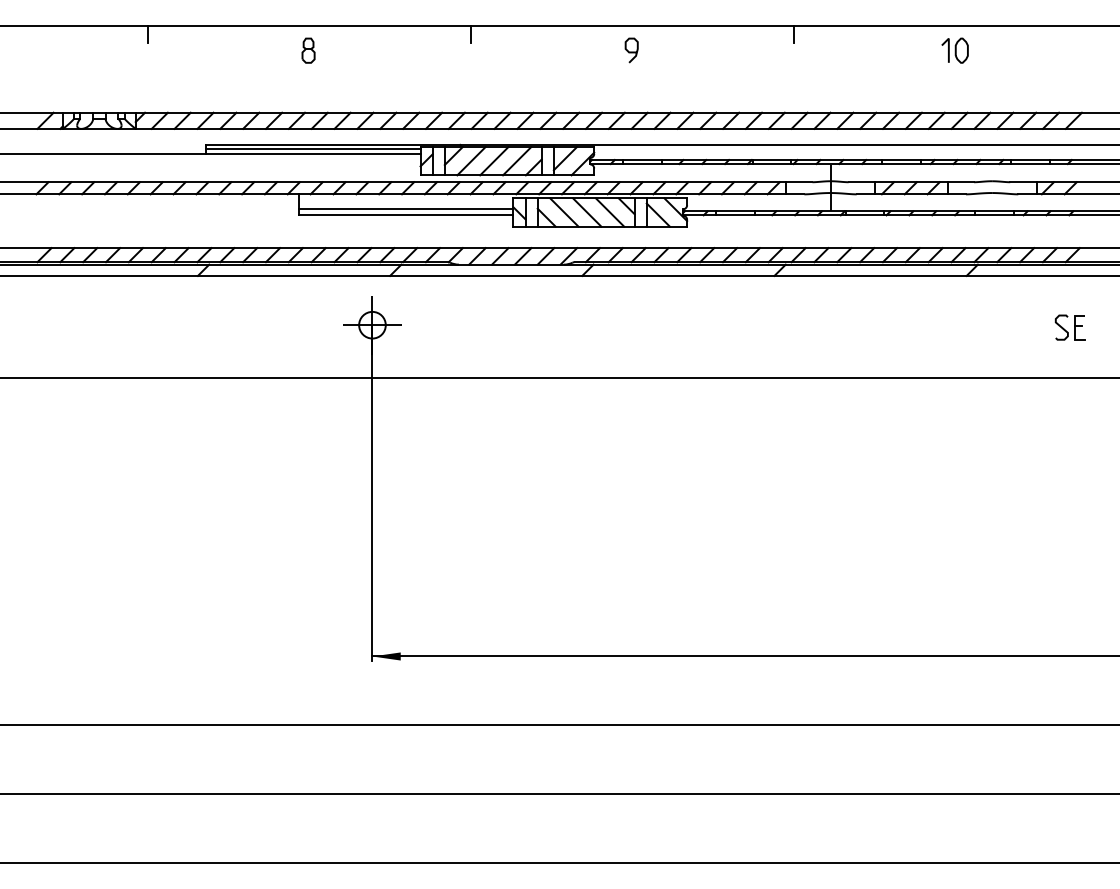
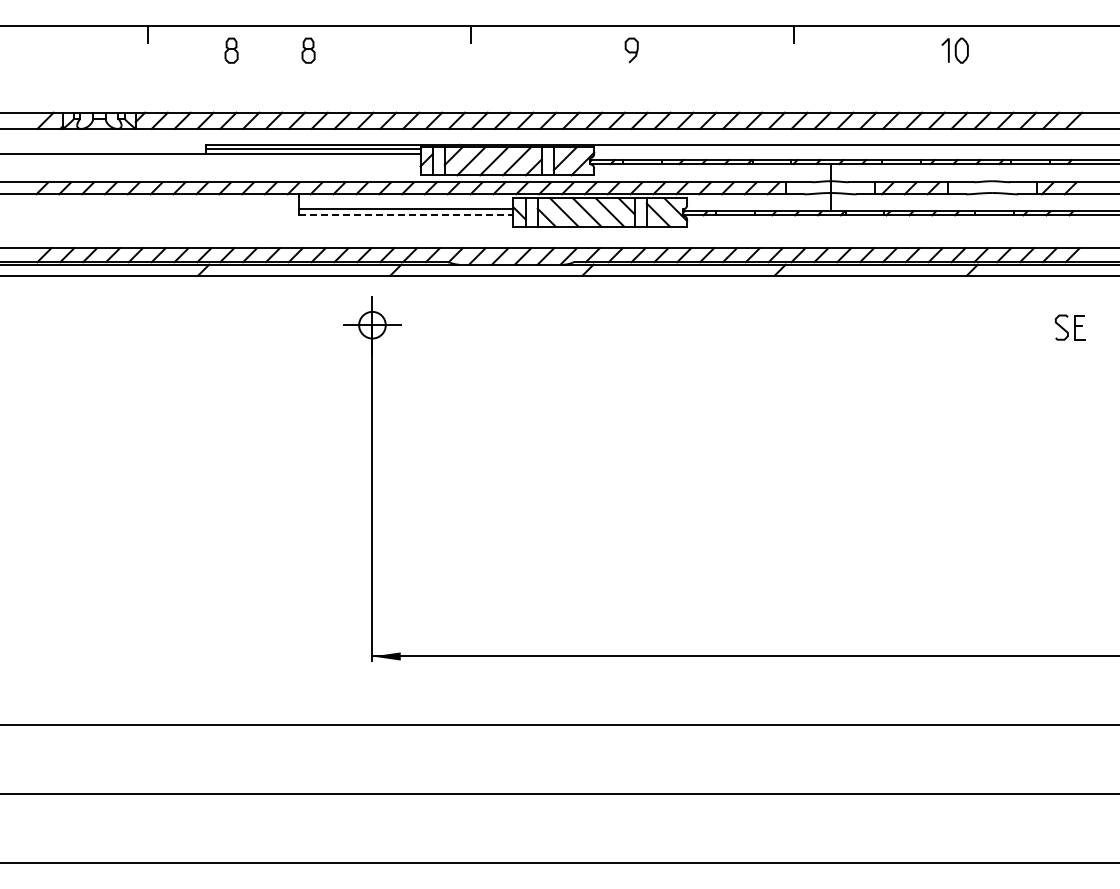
part: none -> present (231, 50)
line: solid -> dashed (406, 214)
line: present -> none (559, 377)
